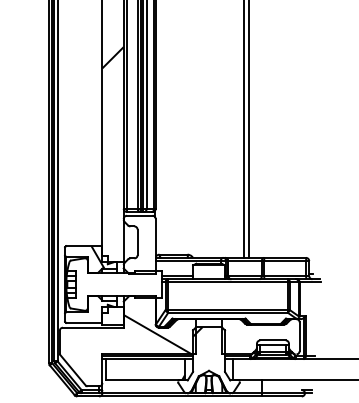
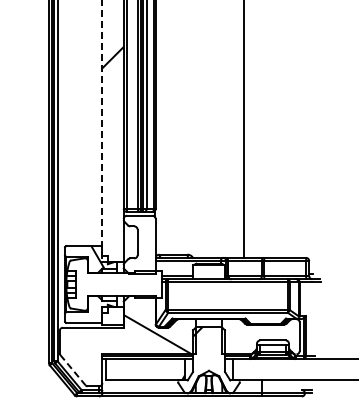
line: present -> none (248, 129)
line: solid -> dashed (102, 131)
line: solid -> dashed (73, 370)
